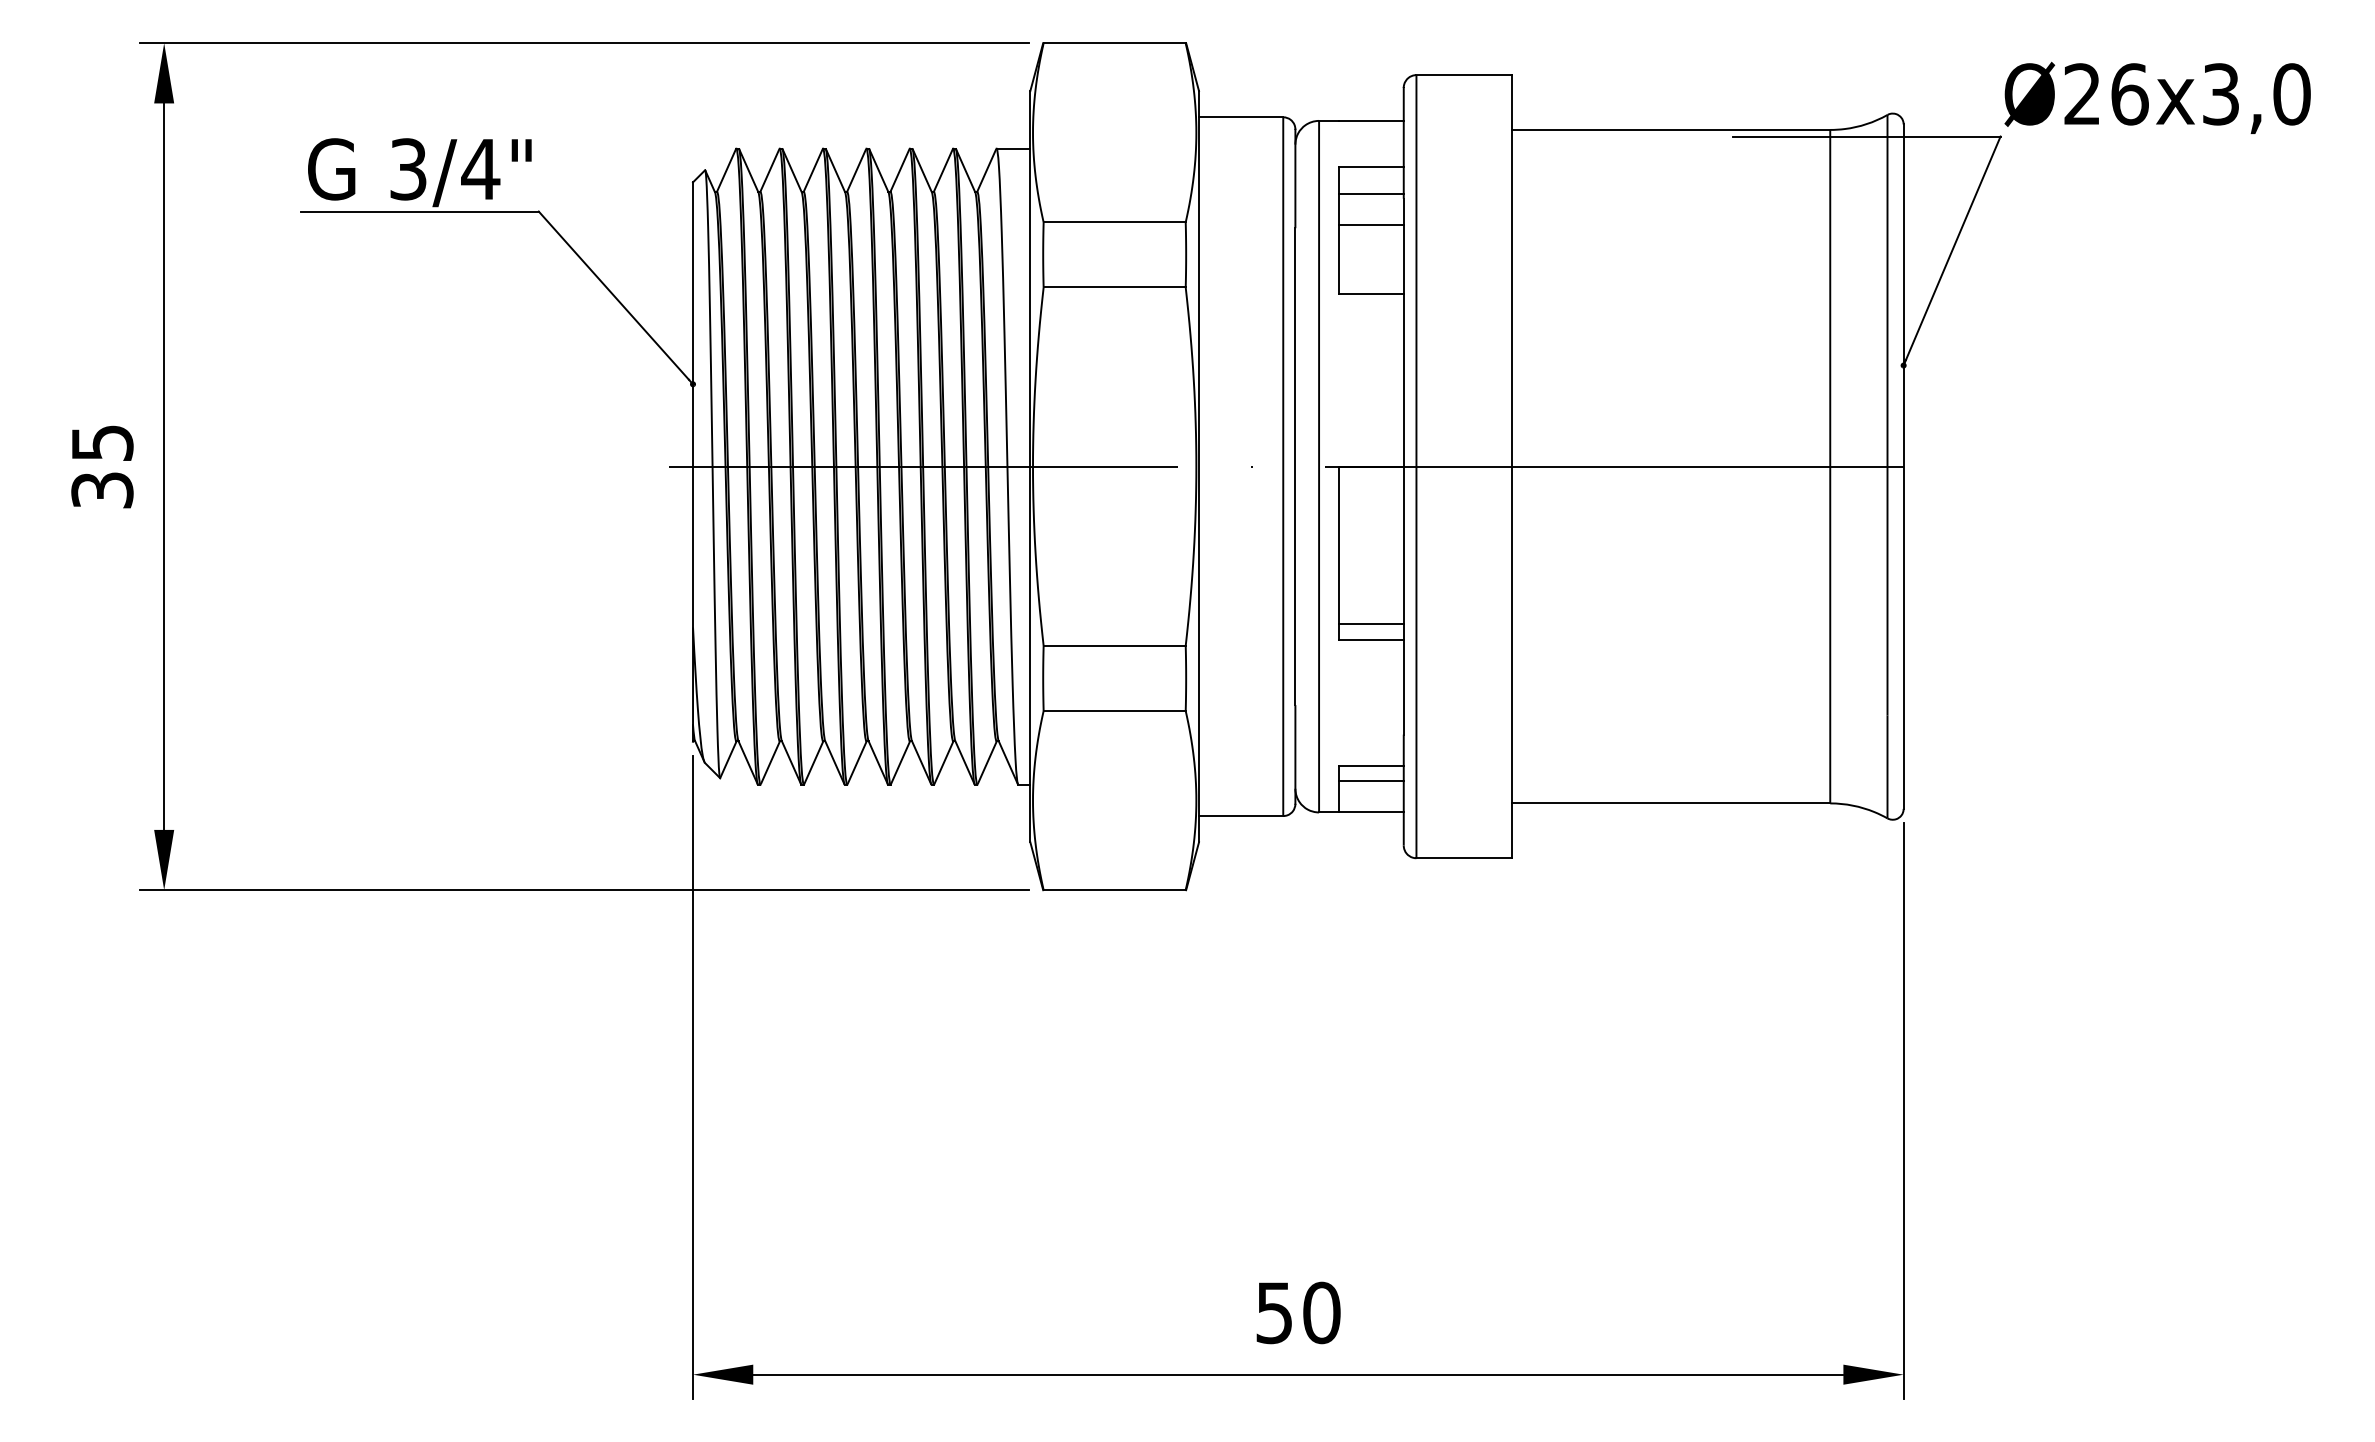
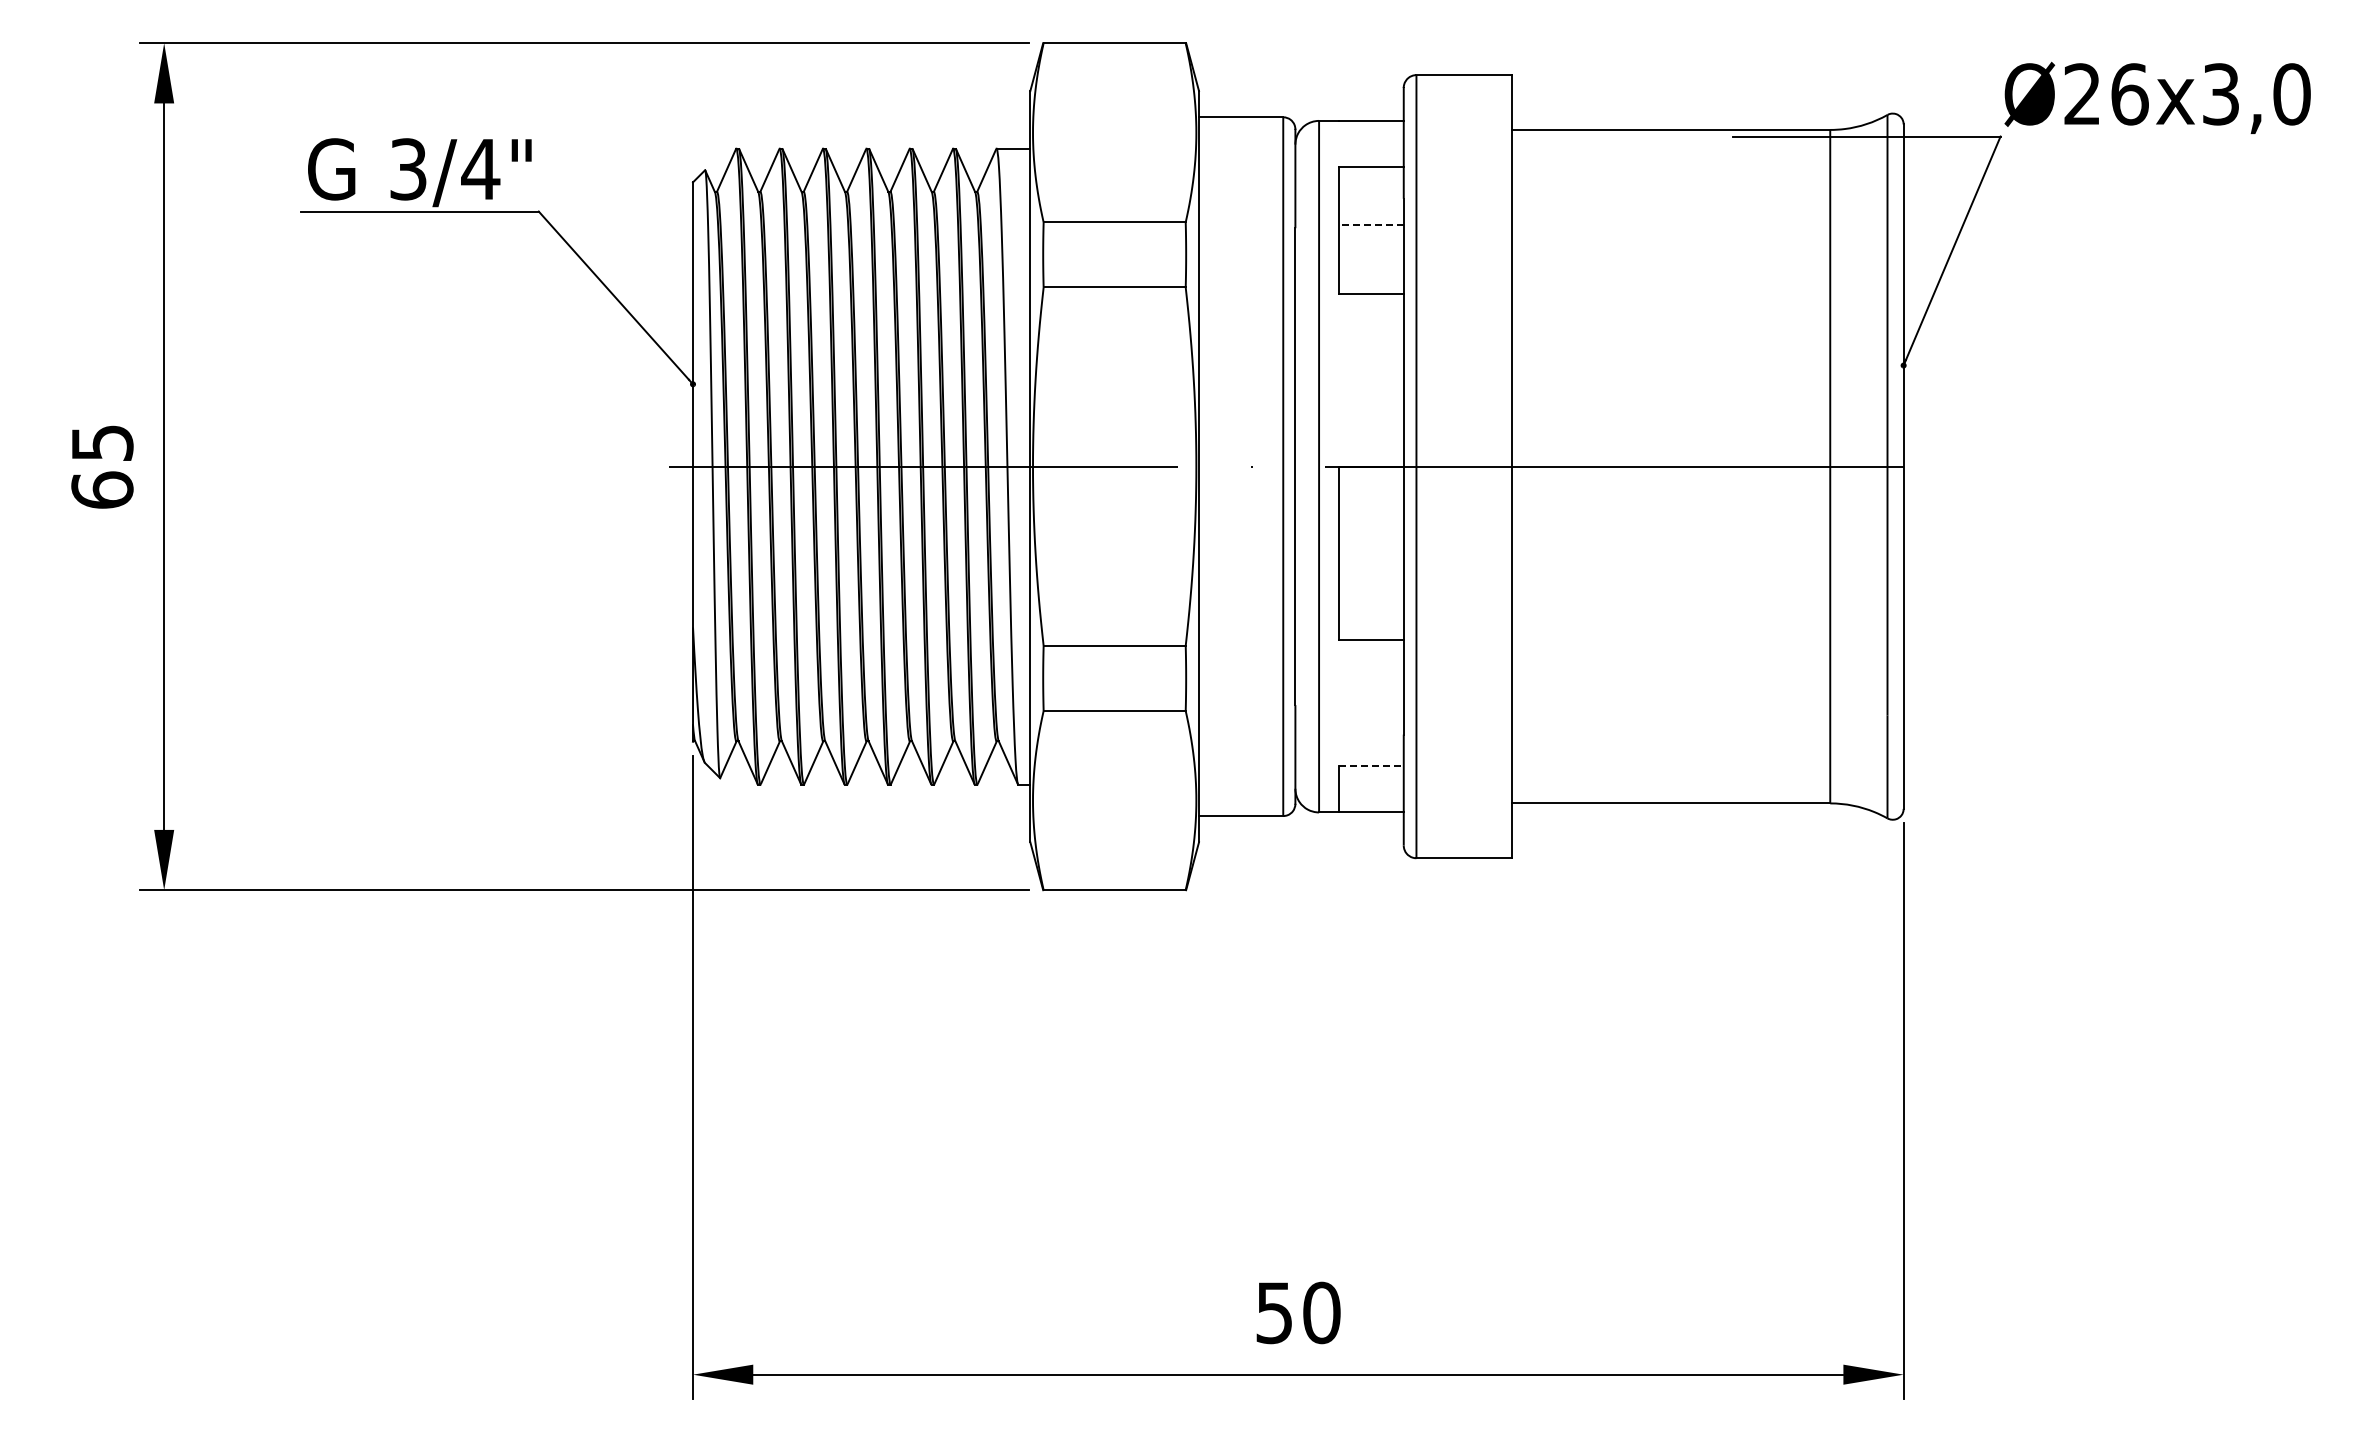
line: present -> none (1370, 194)
line: solid -> dashed (1370, 225)
text: 35 -> 65 (102, 489)
line: present -> none (1370, 623)
line: solid -> dashed (1371, 766)
line: present -> none (1370, 781)
